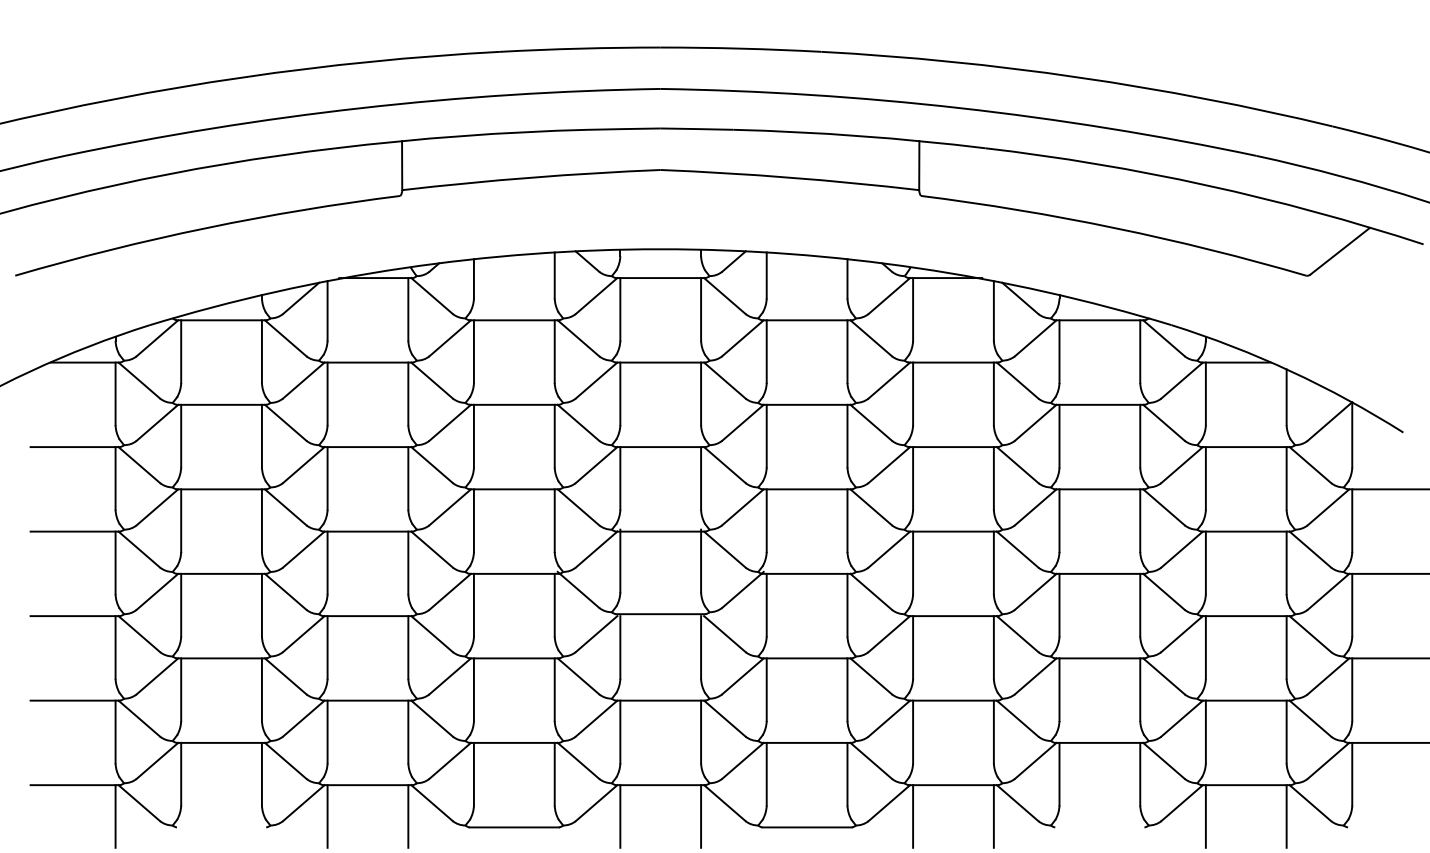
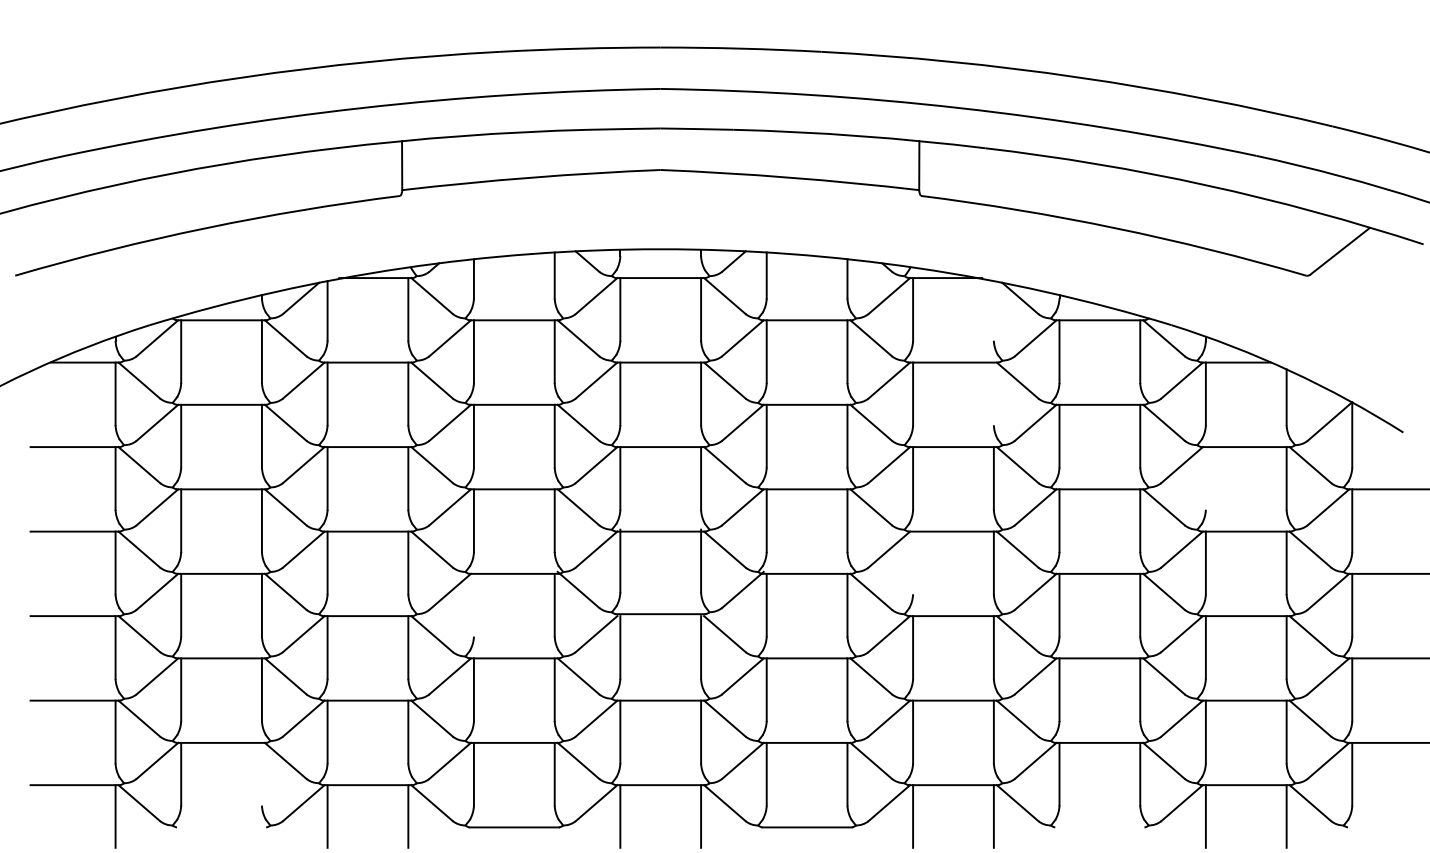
line: present -> none (993, 310)
line: present -> none (993, 393)
line: present -> none (1205, 478)
line: present -> none (913, 562)
line: present -> none (473, 604)
line: present -> none (261, 773)
